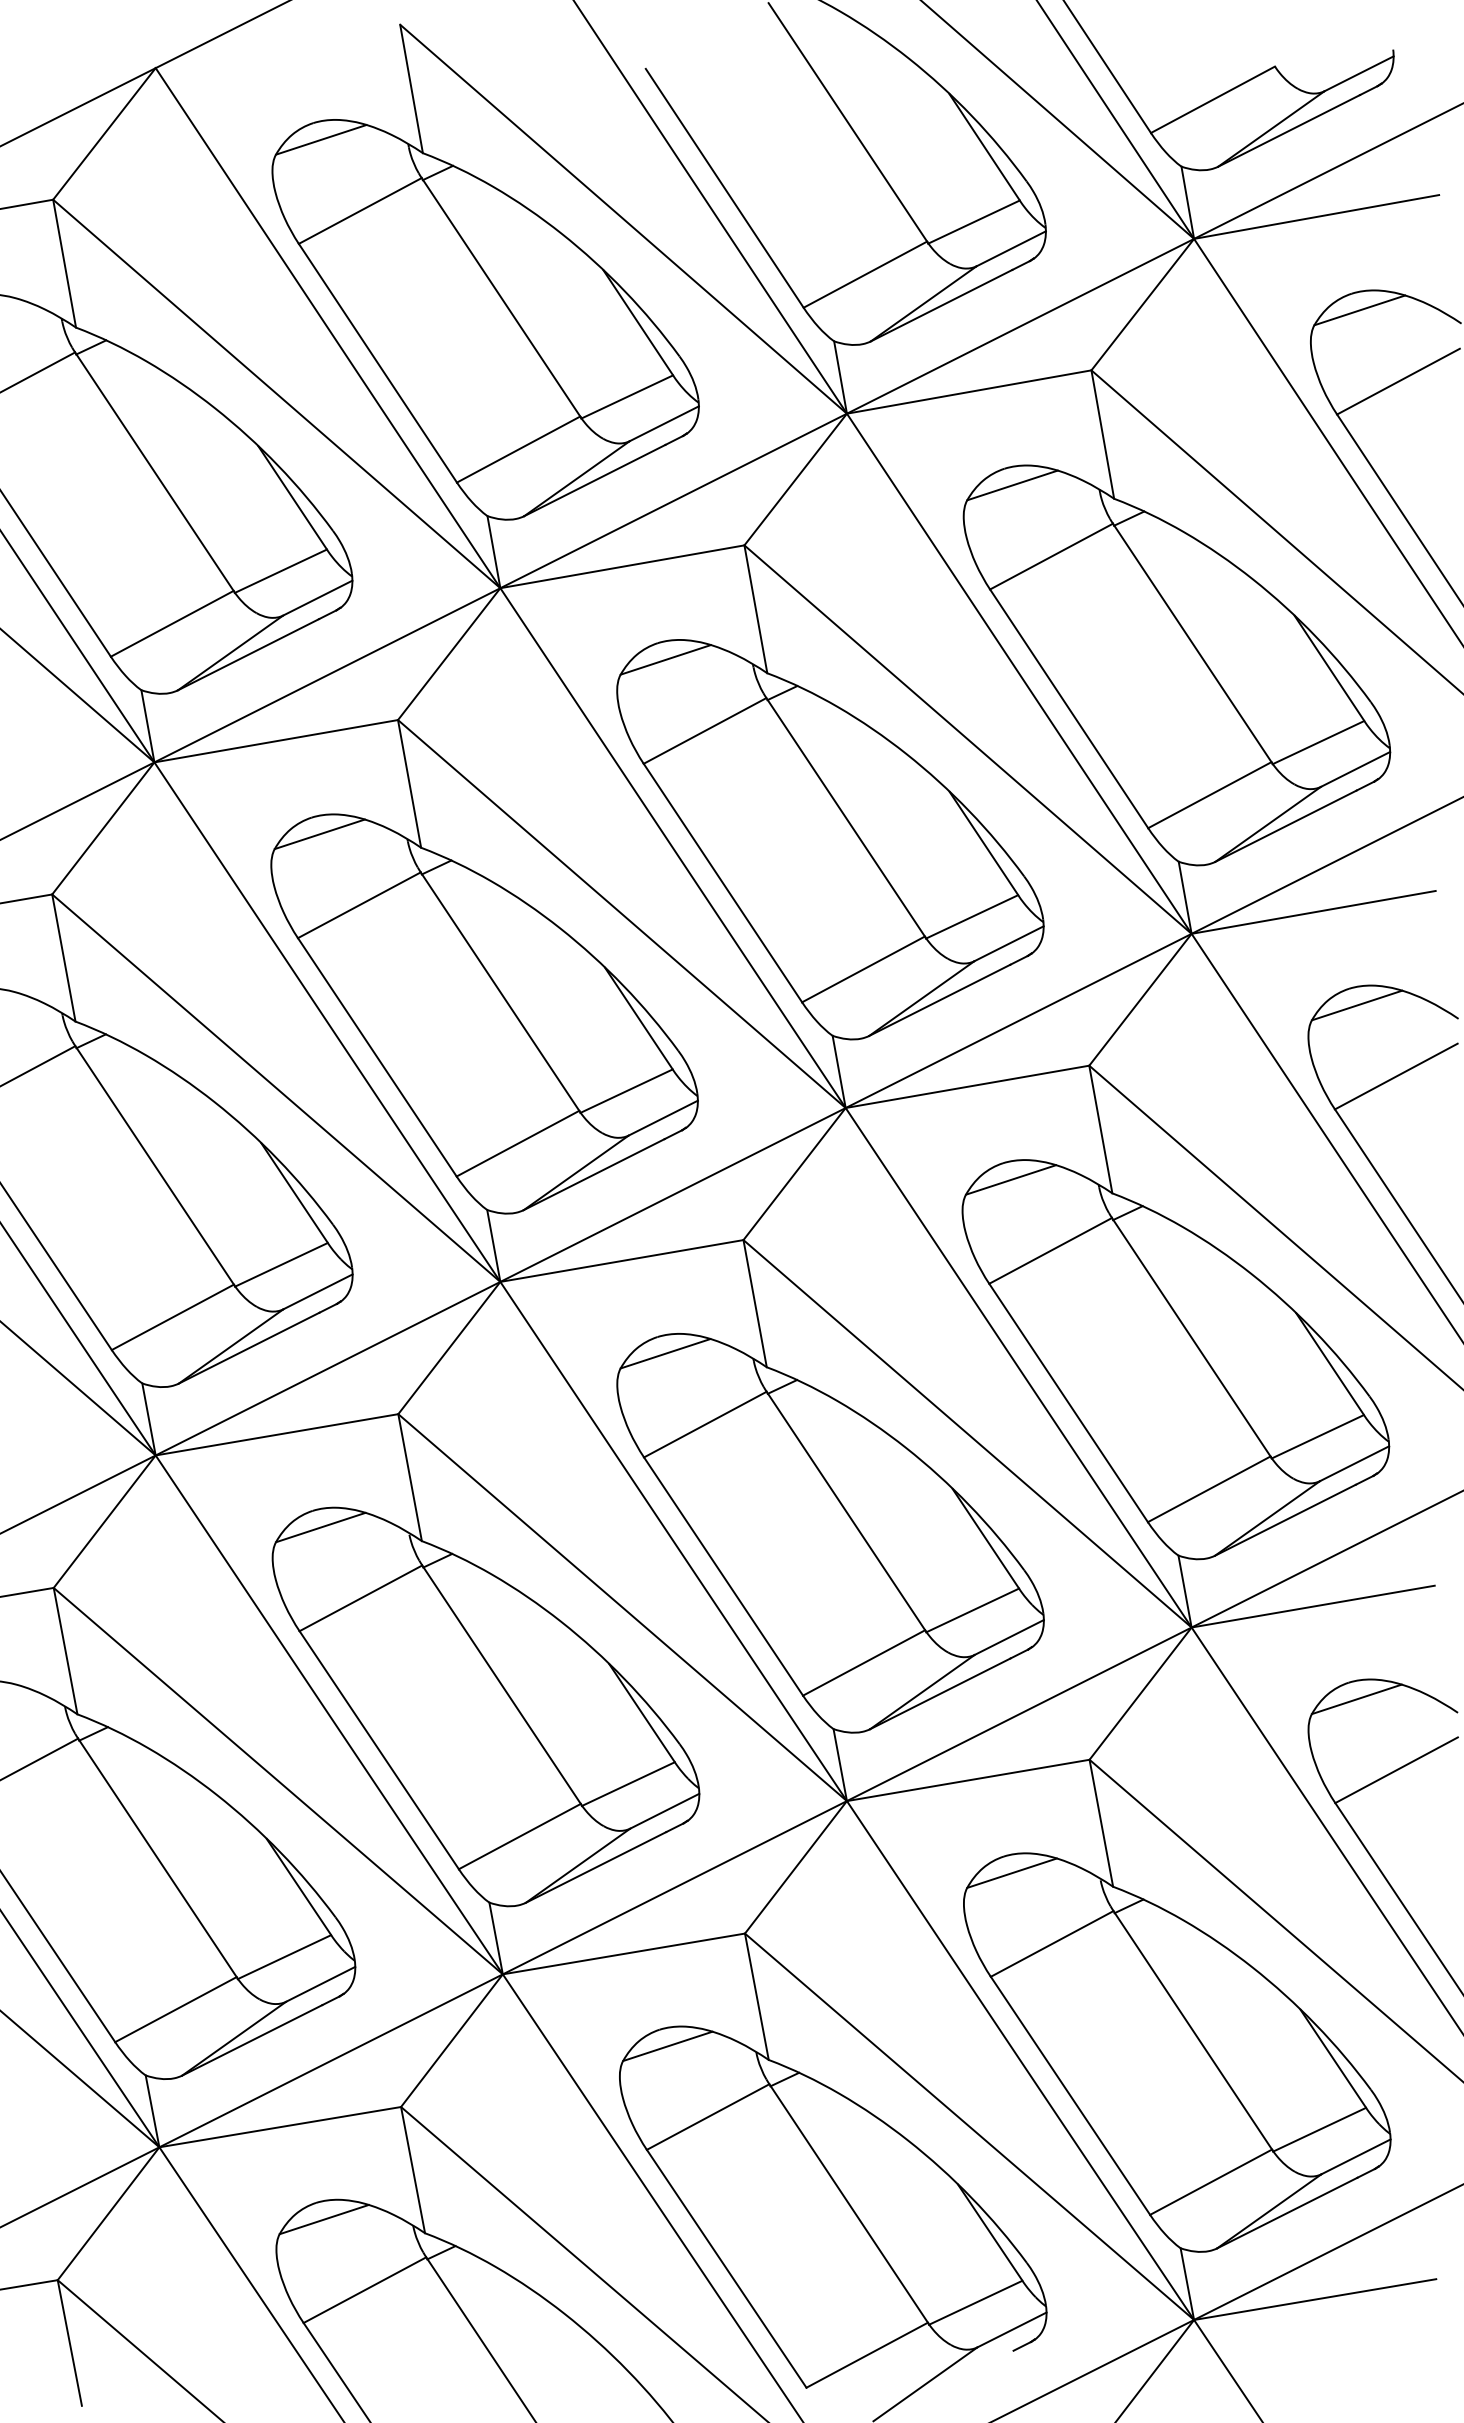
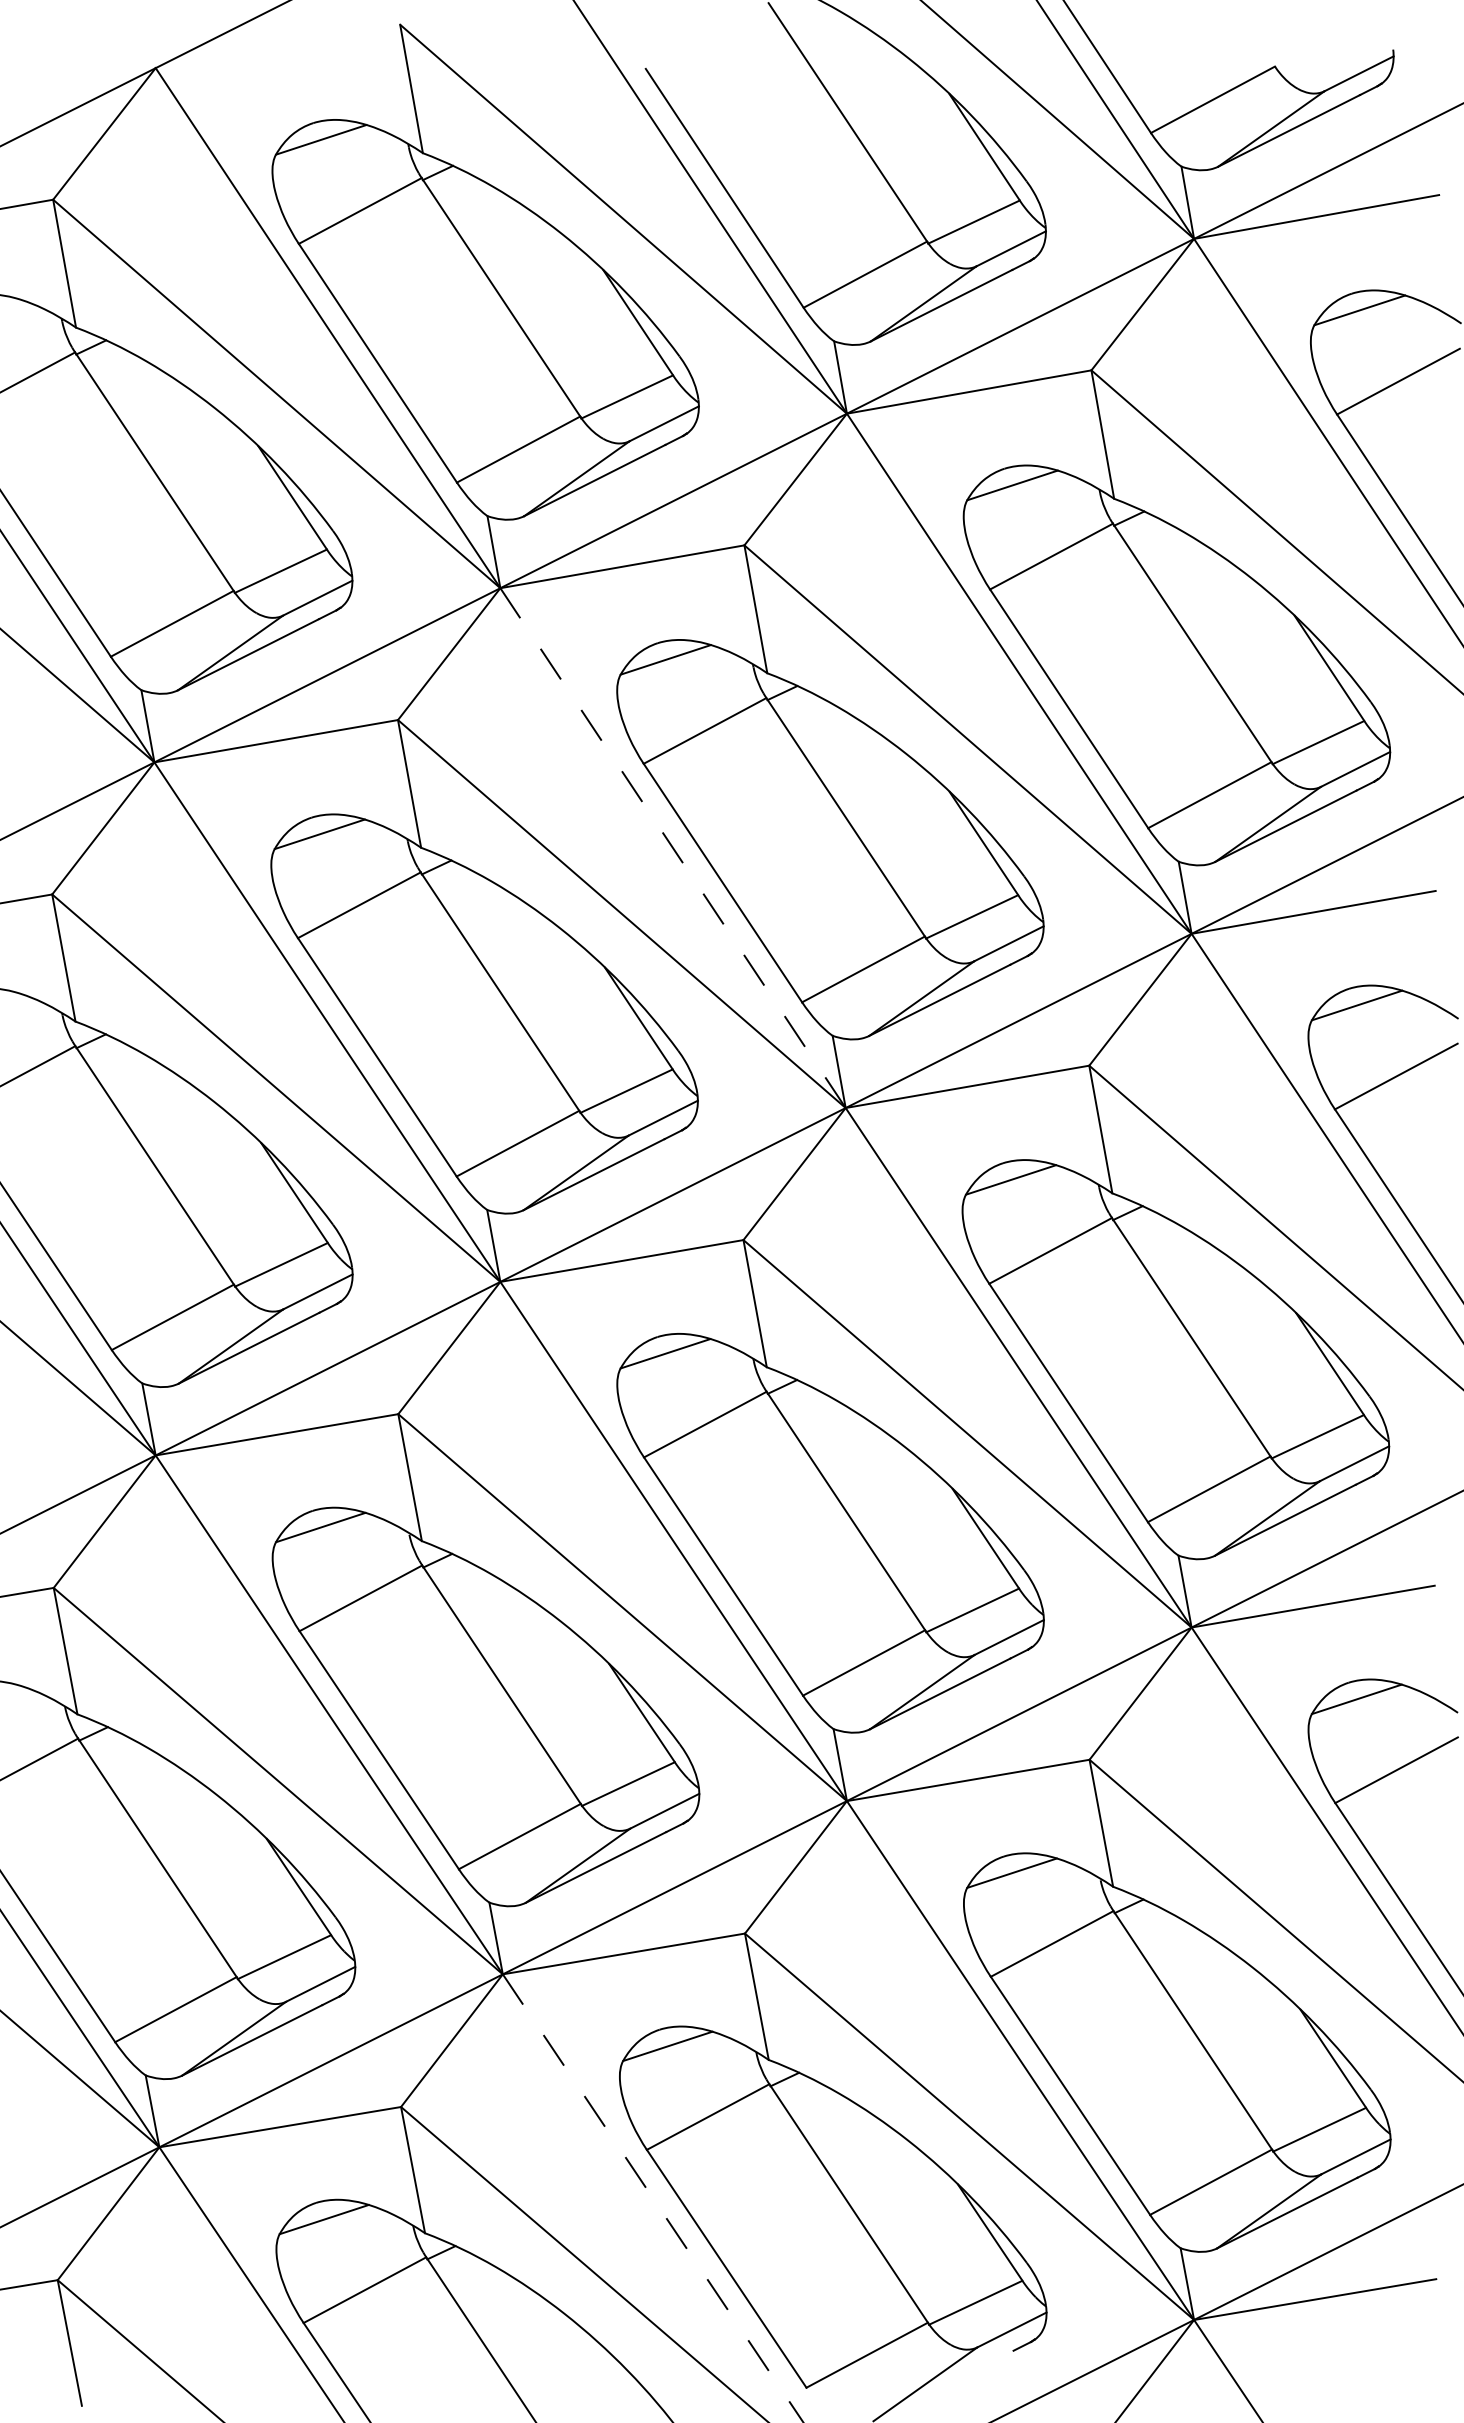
line: solid -> dashed (672, 847)
line: solid -> dashed (653, 2198)
